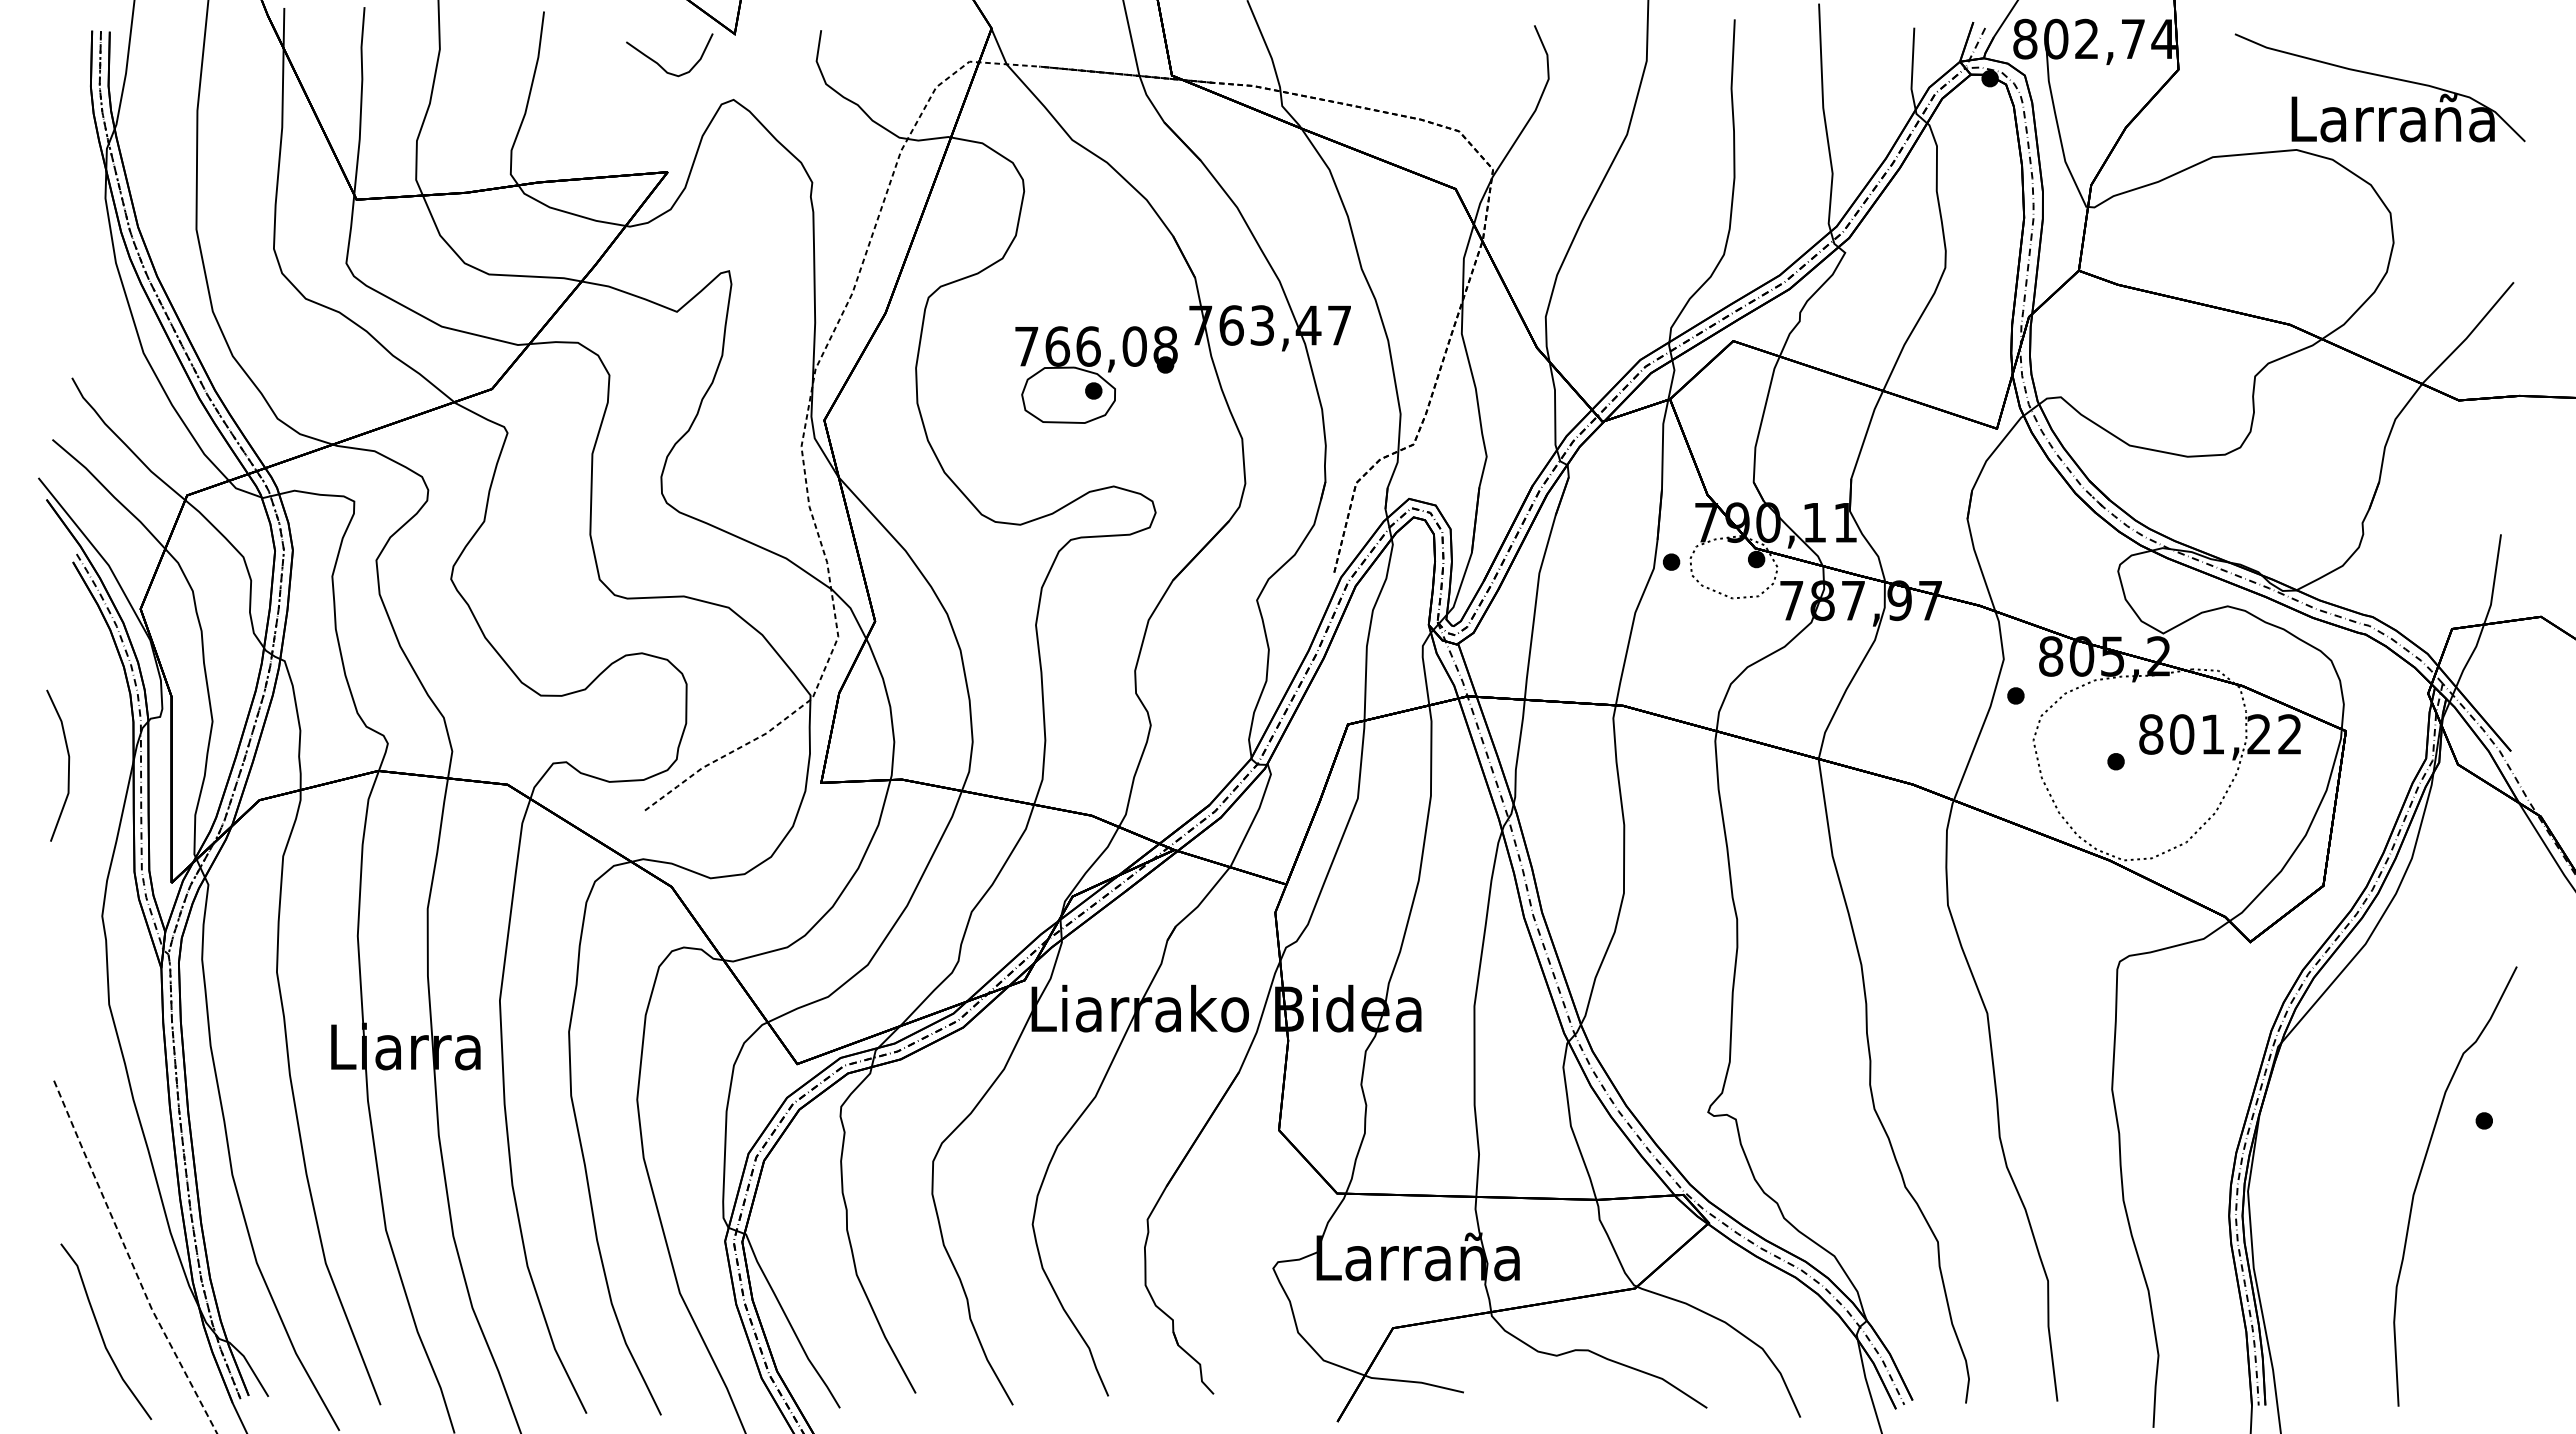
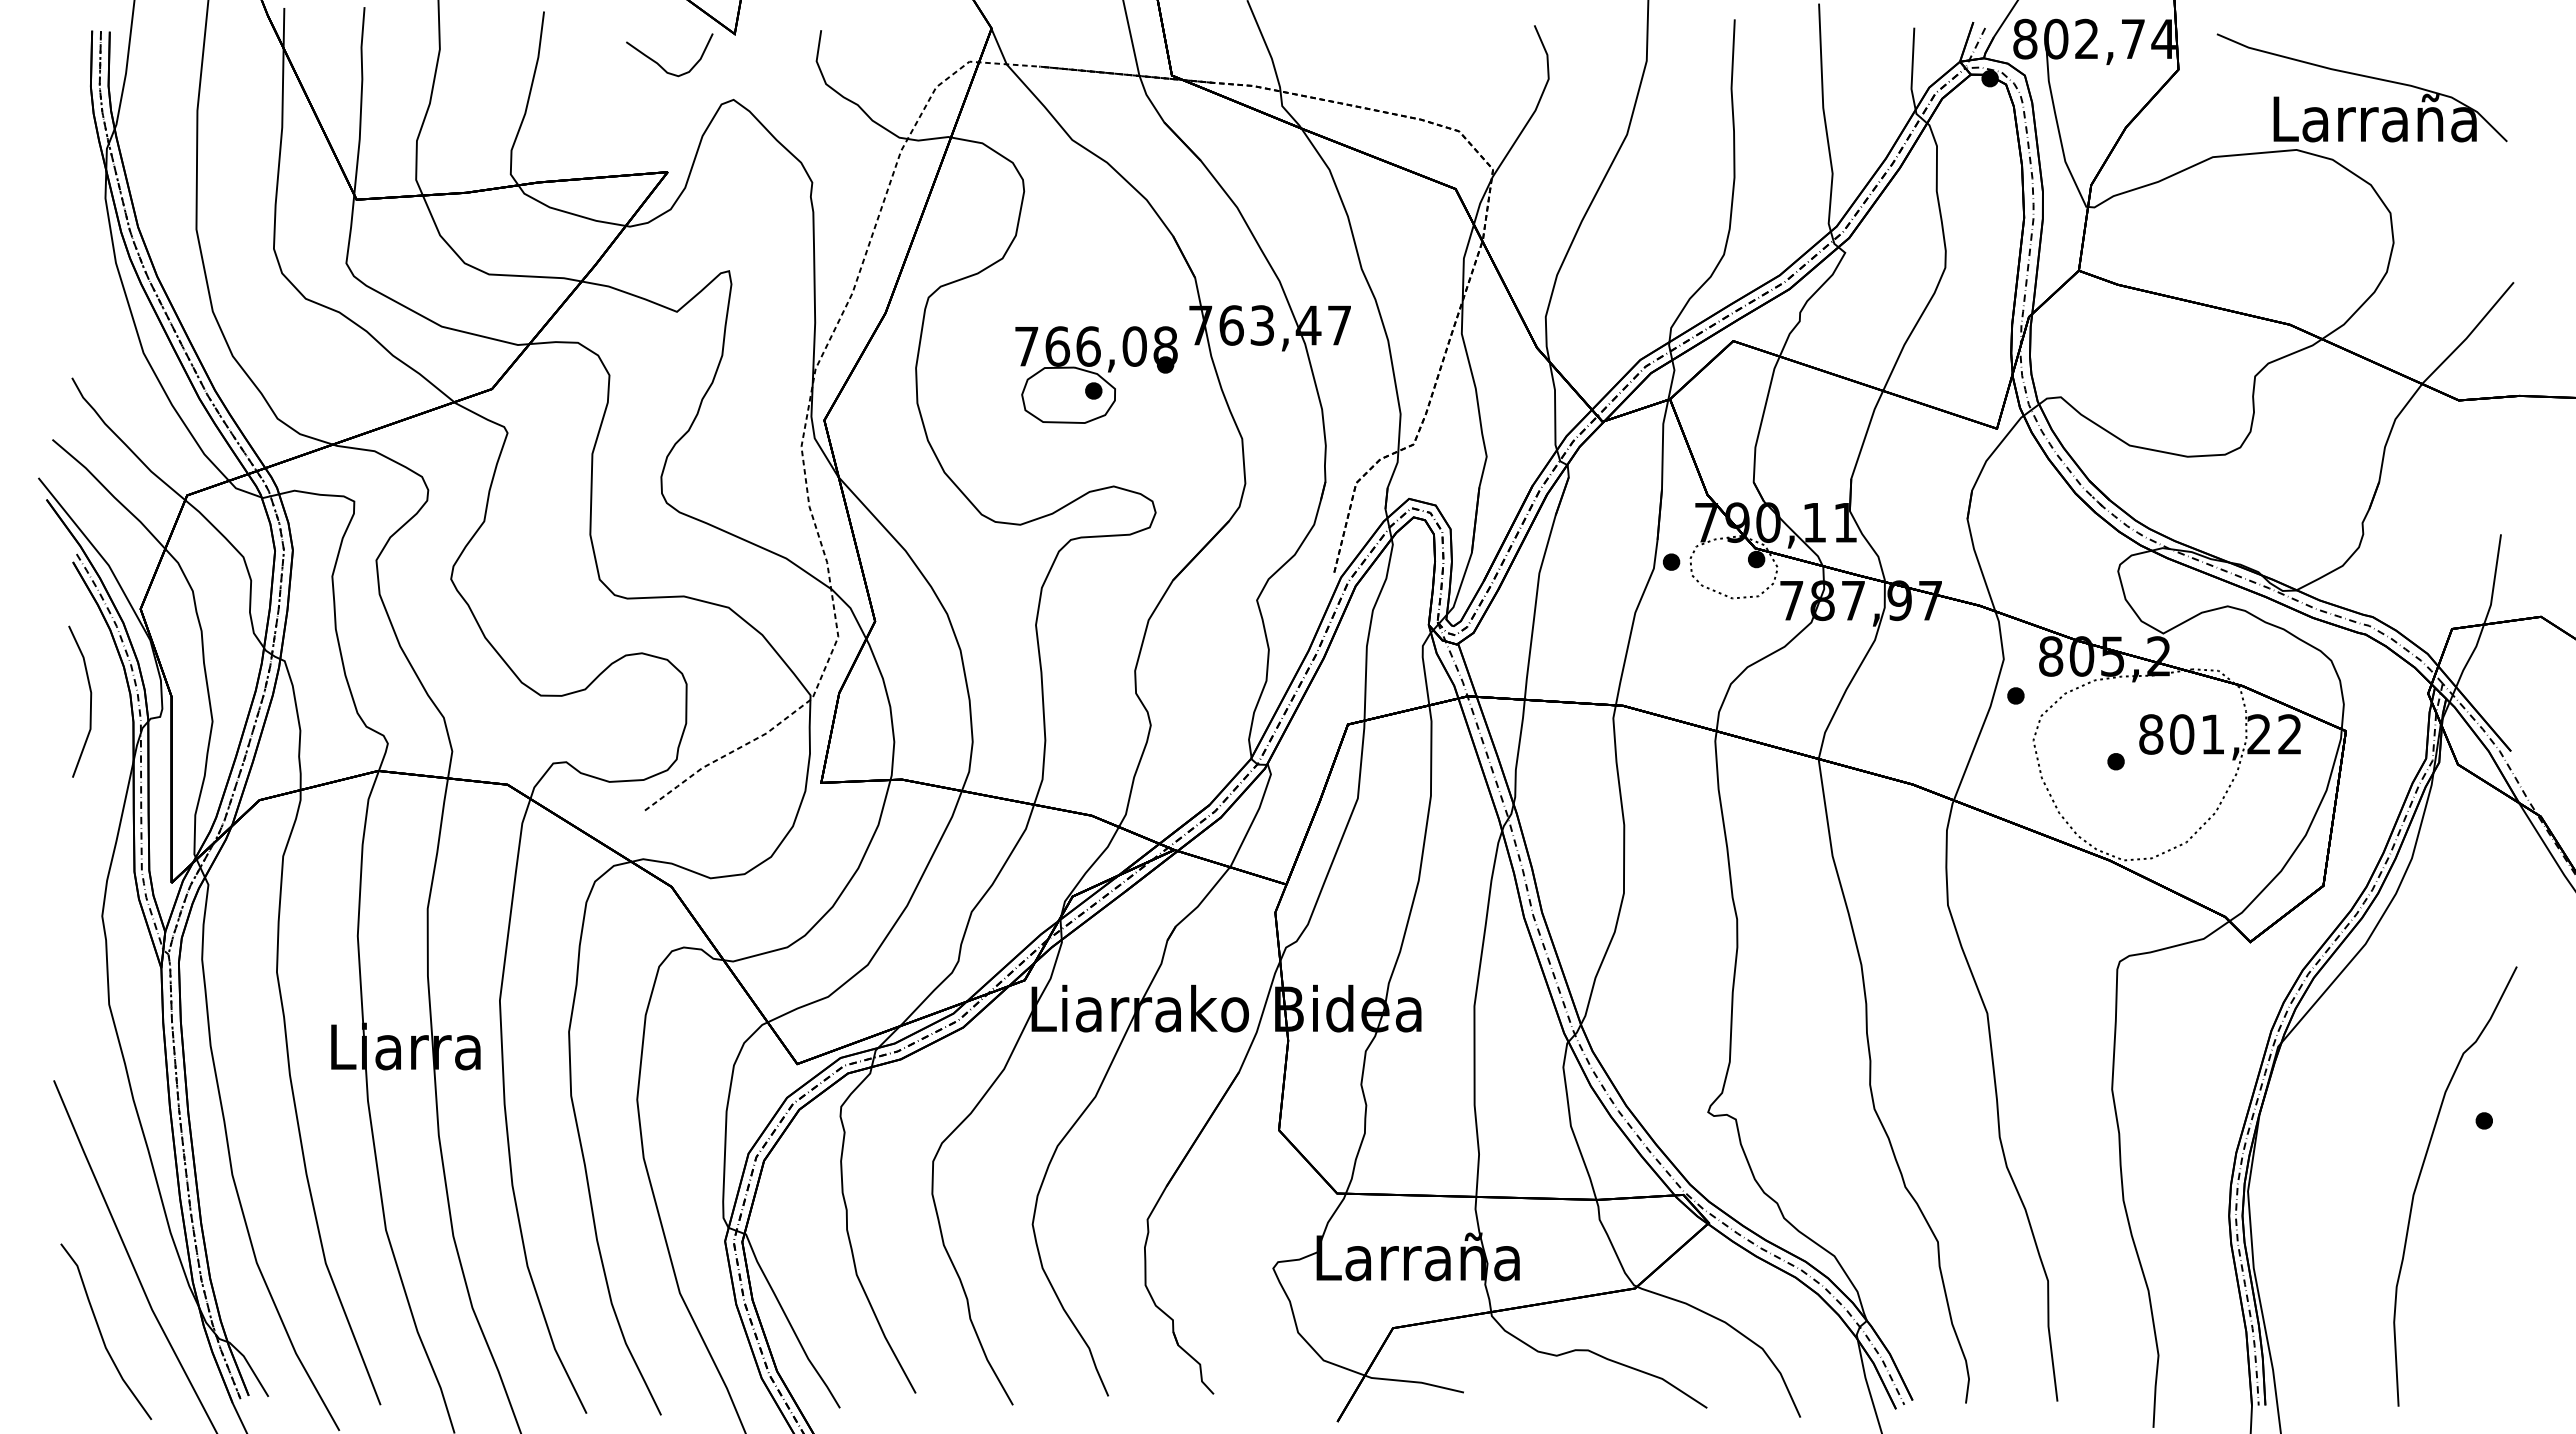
part position: (2383, 77) -> (2365, 77) (2365, 77)
line position: (68, 765) -> (90, 701) (90, 701)
line: dashed -> solid (130, 1258)
